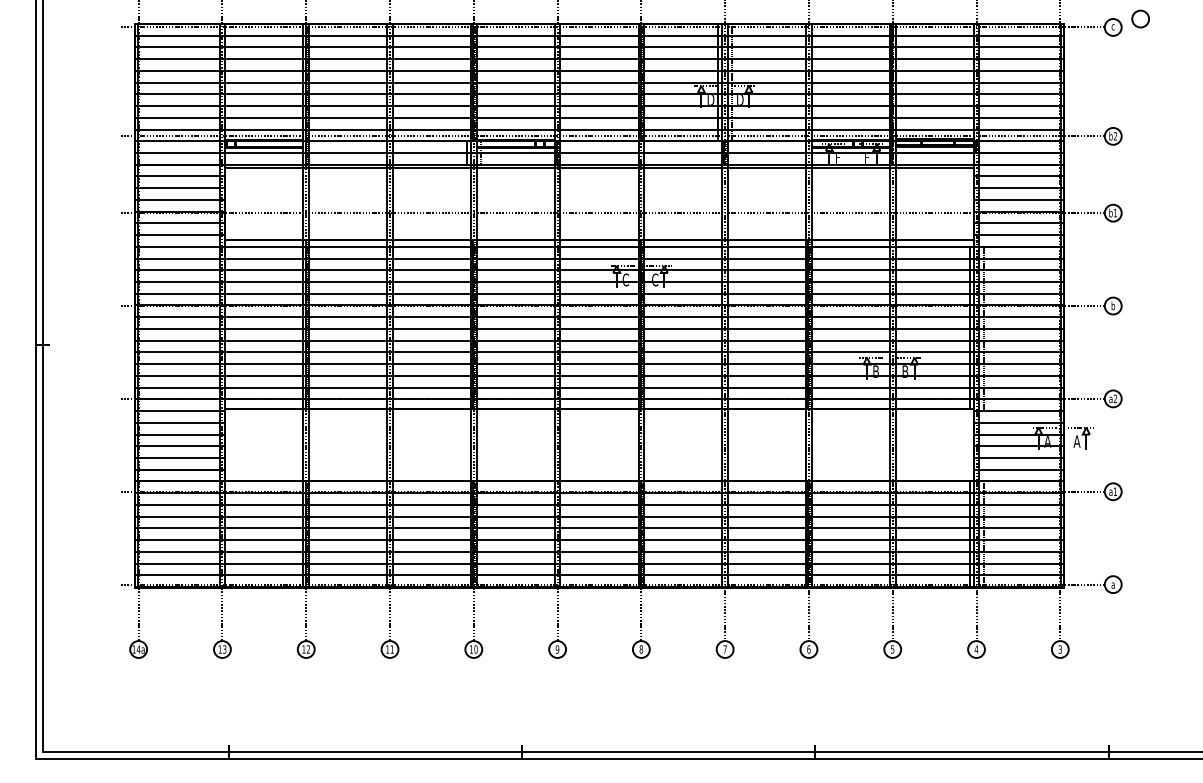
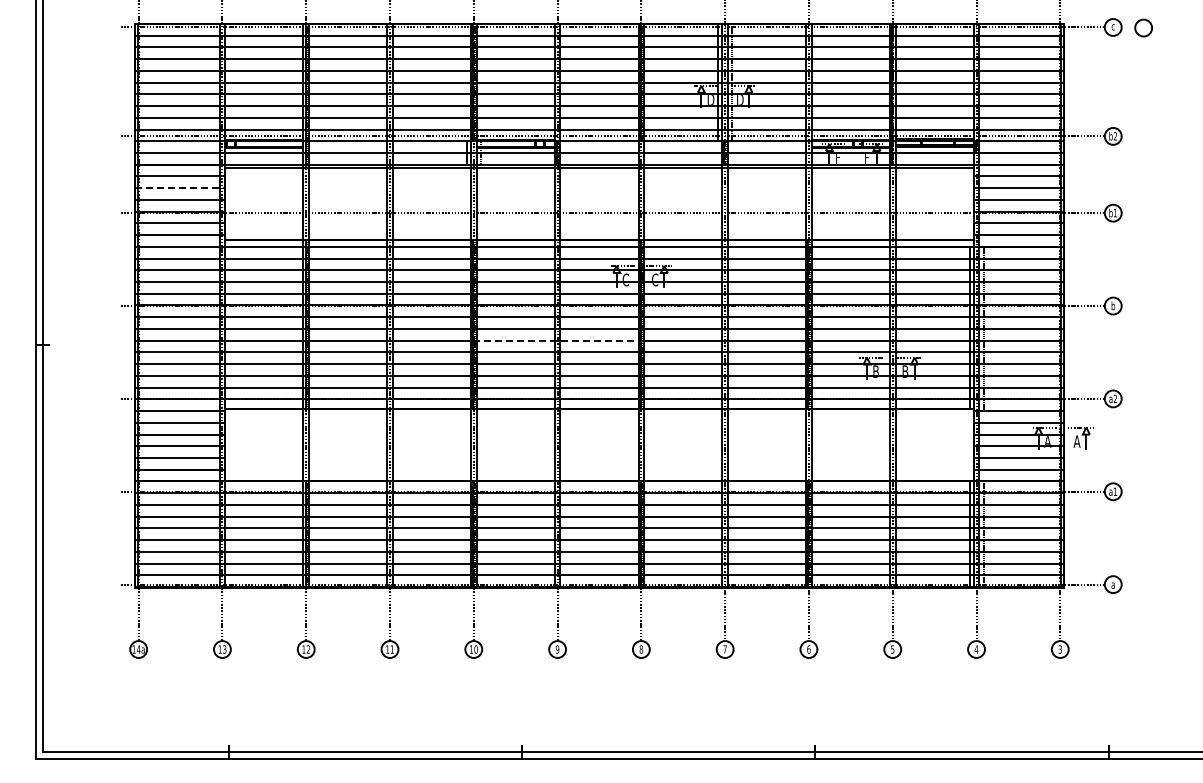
circle position: (1140, 18) -> (1143, 27) (1143, 27)
line: solid -> dashed (180, 188)
line: solid -> dashed (558, 340)
